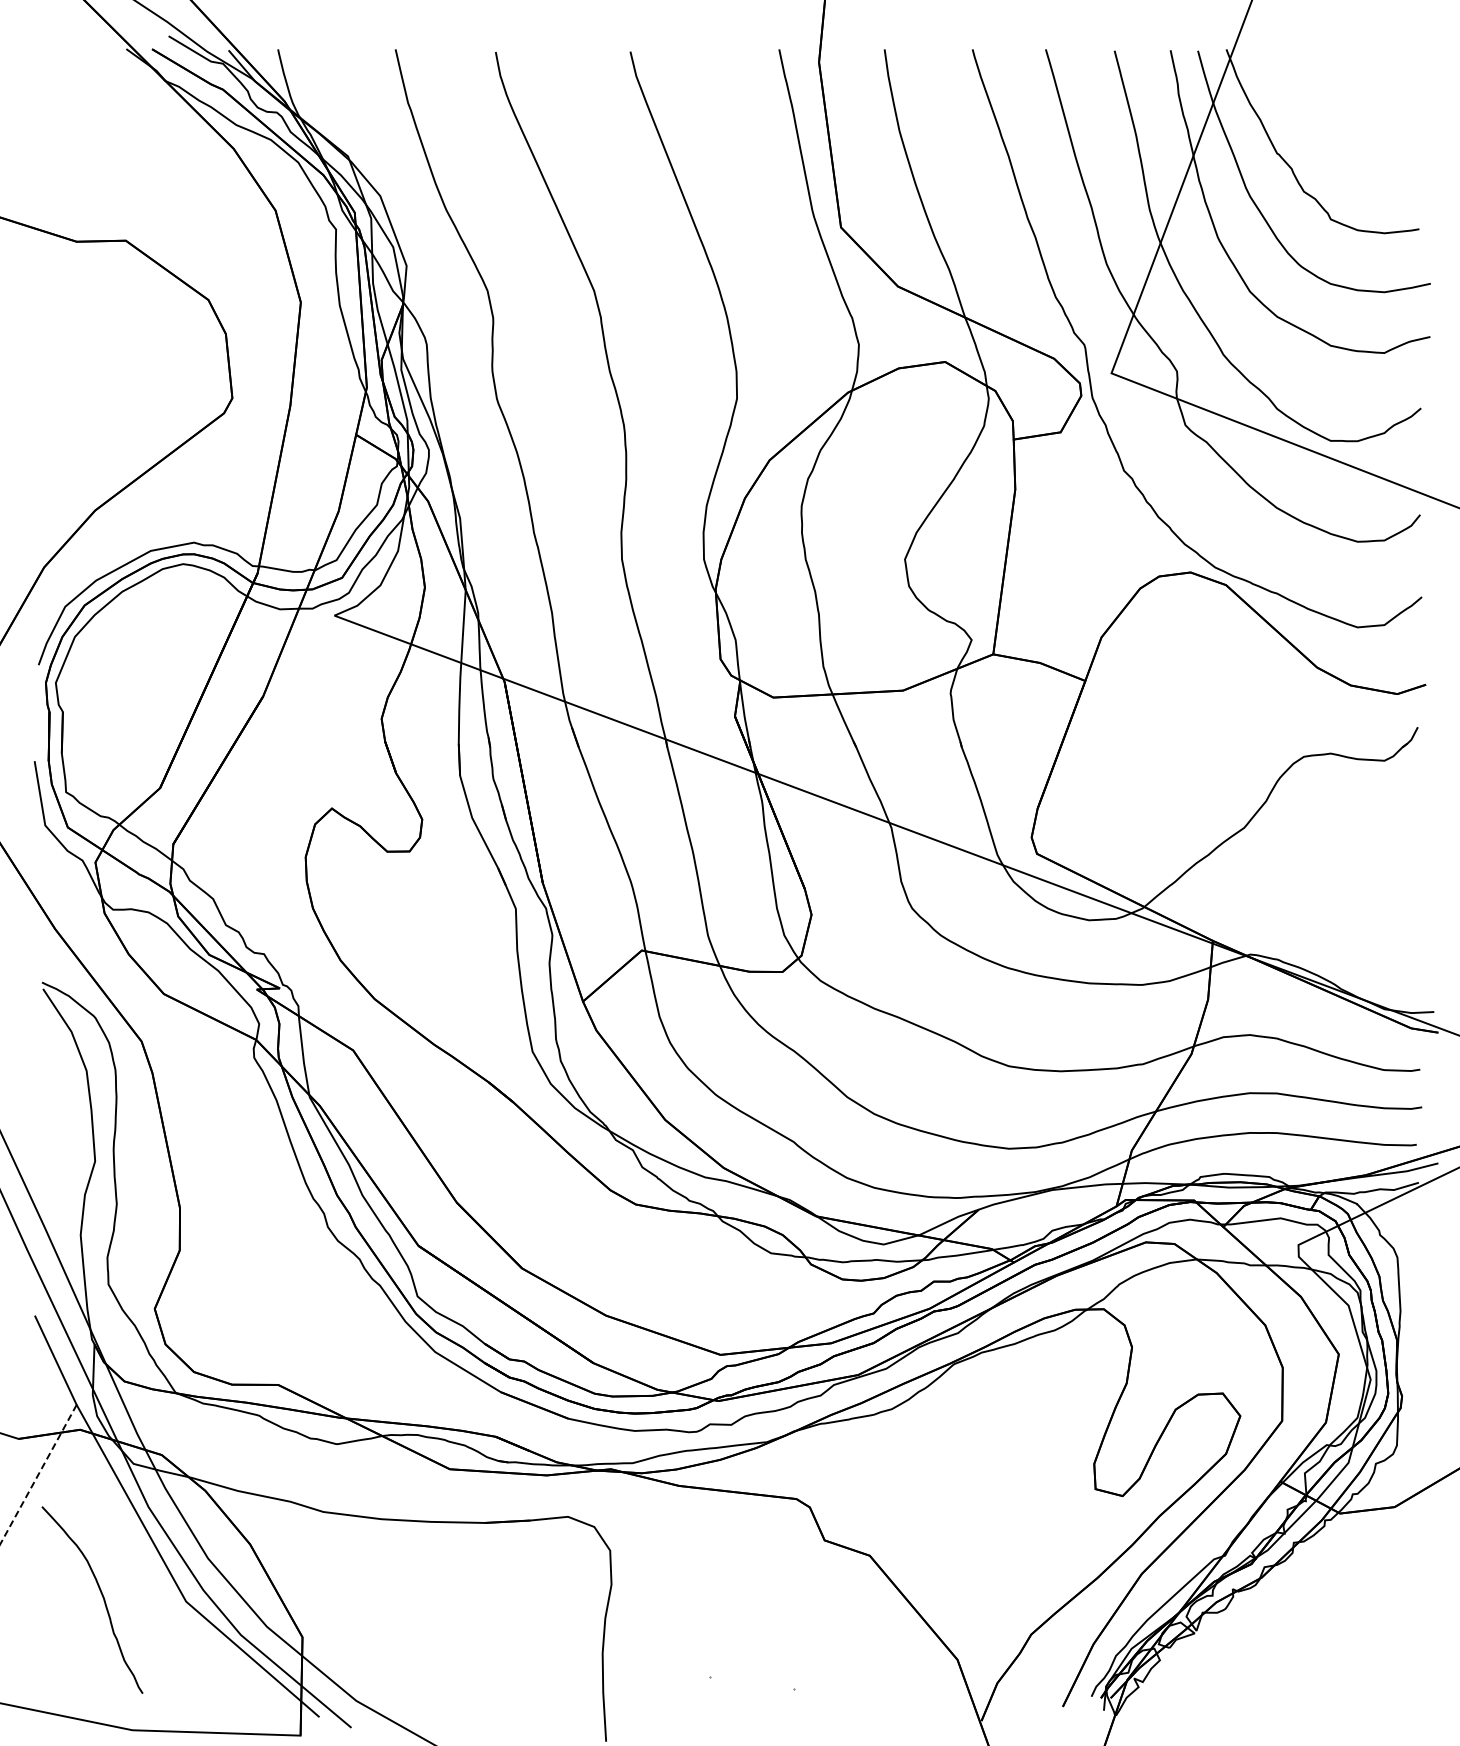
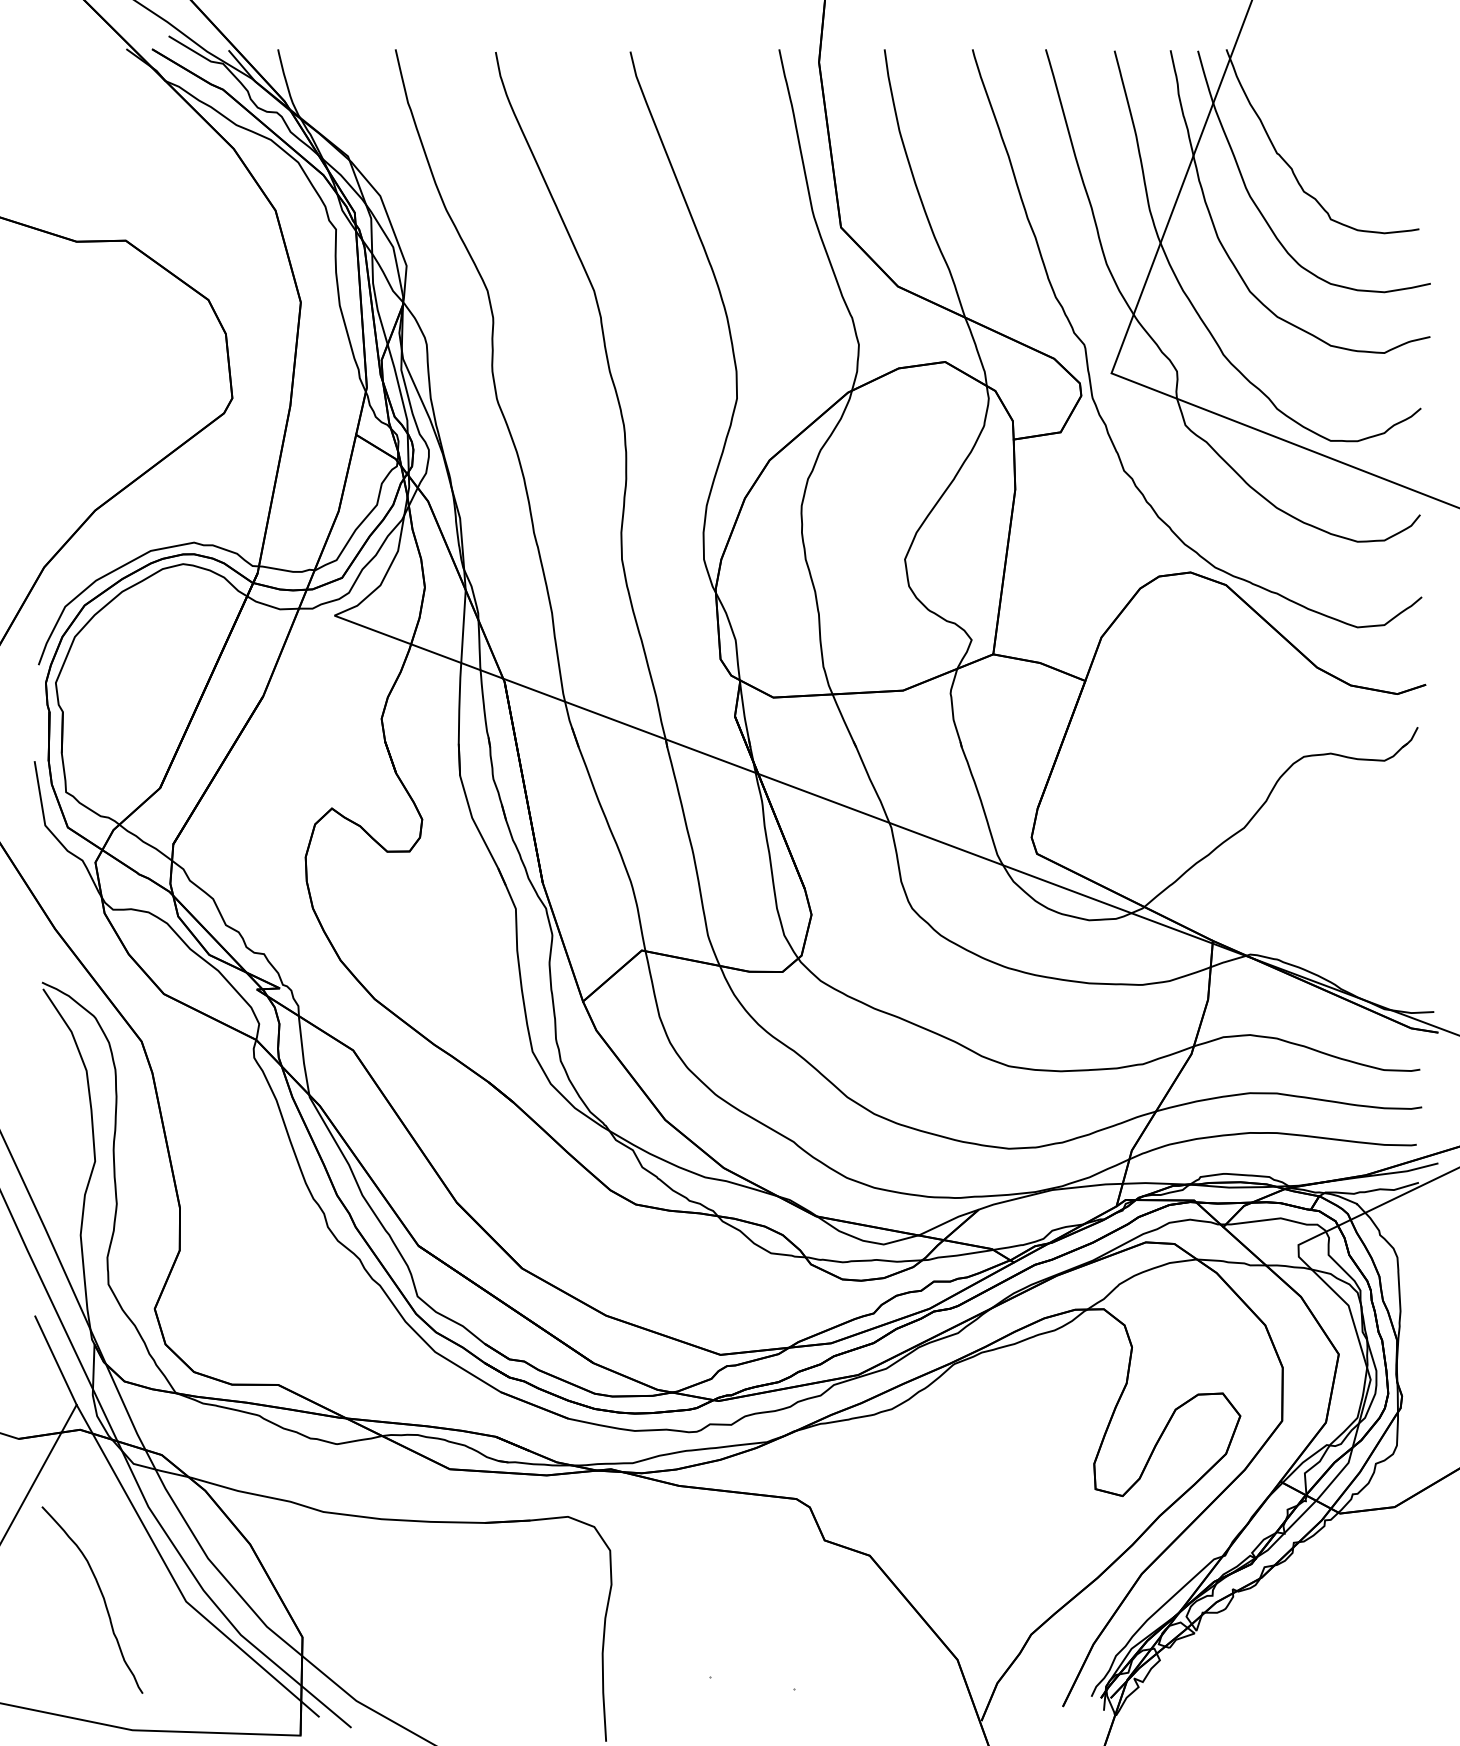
line: dashed -> solid (38, 1474)
